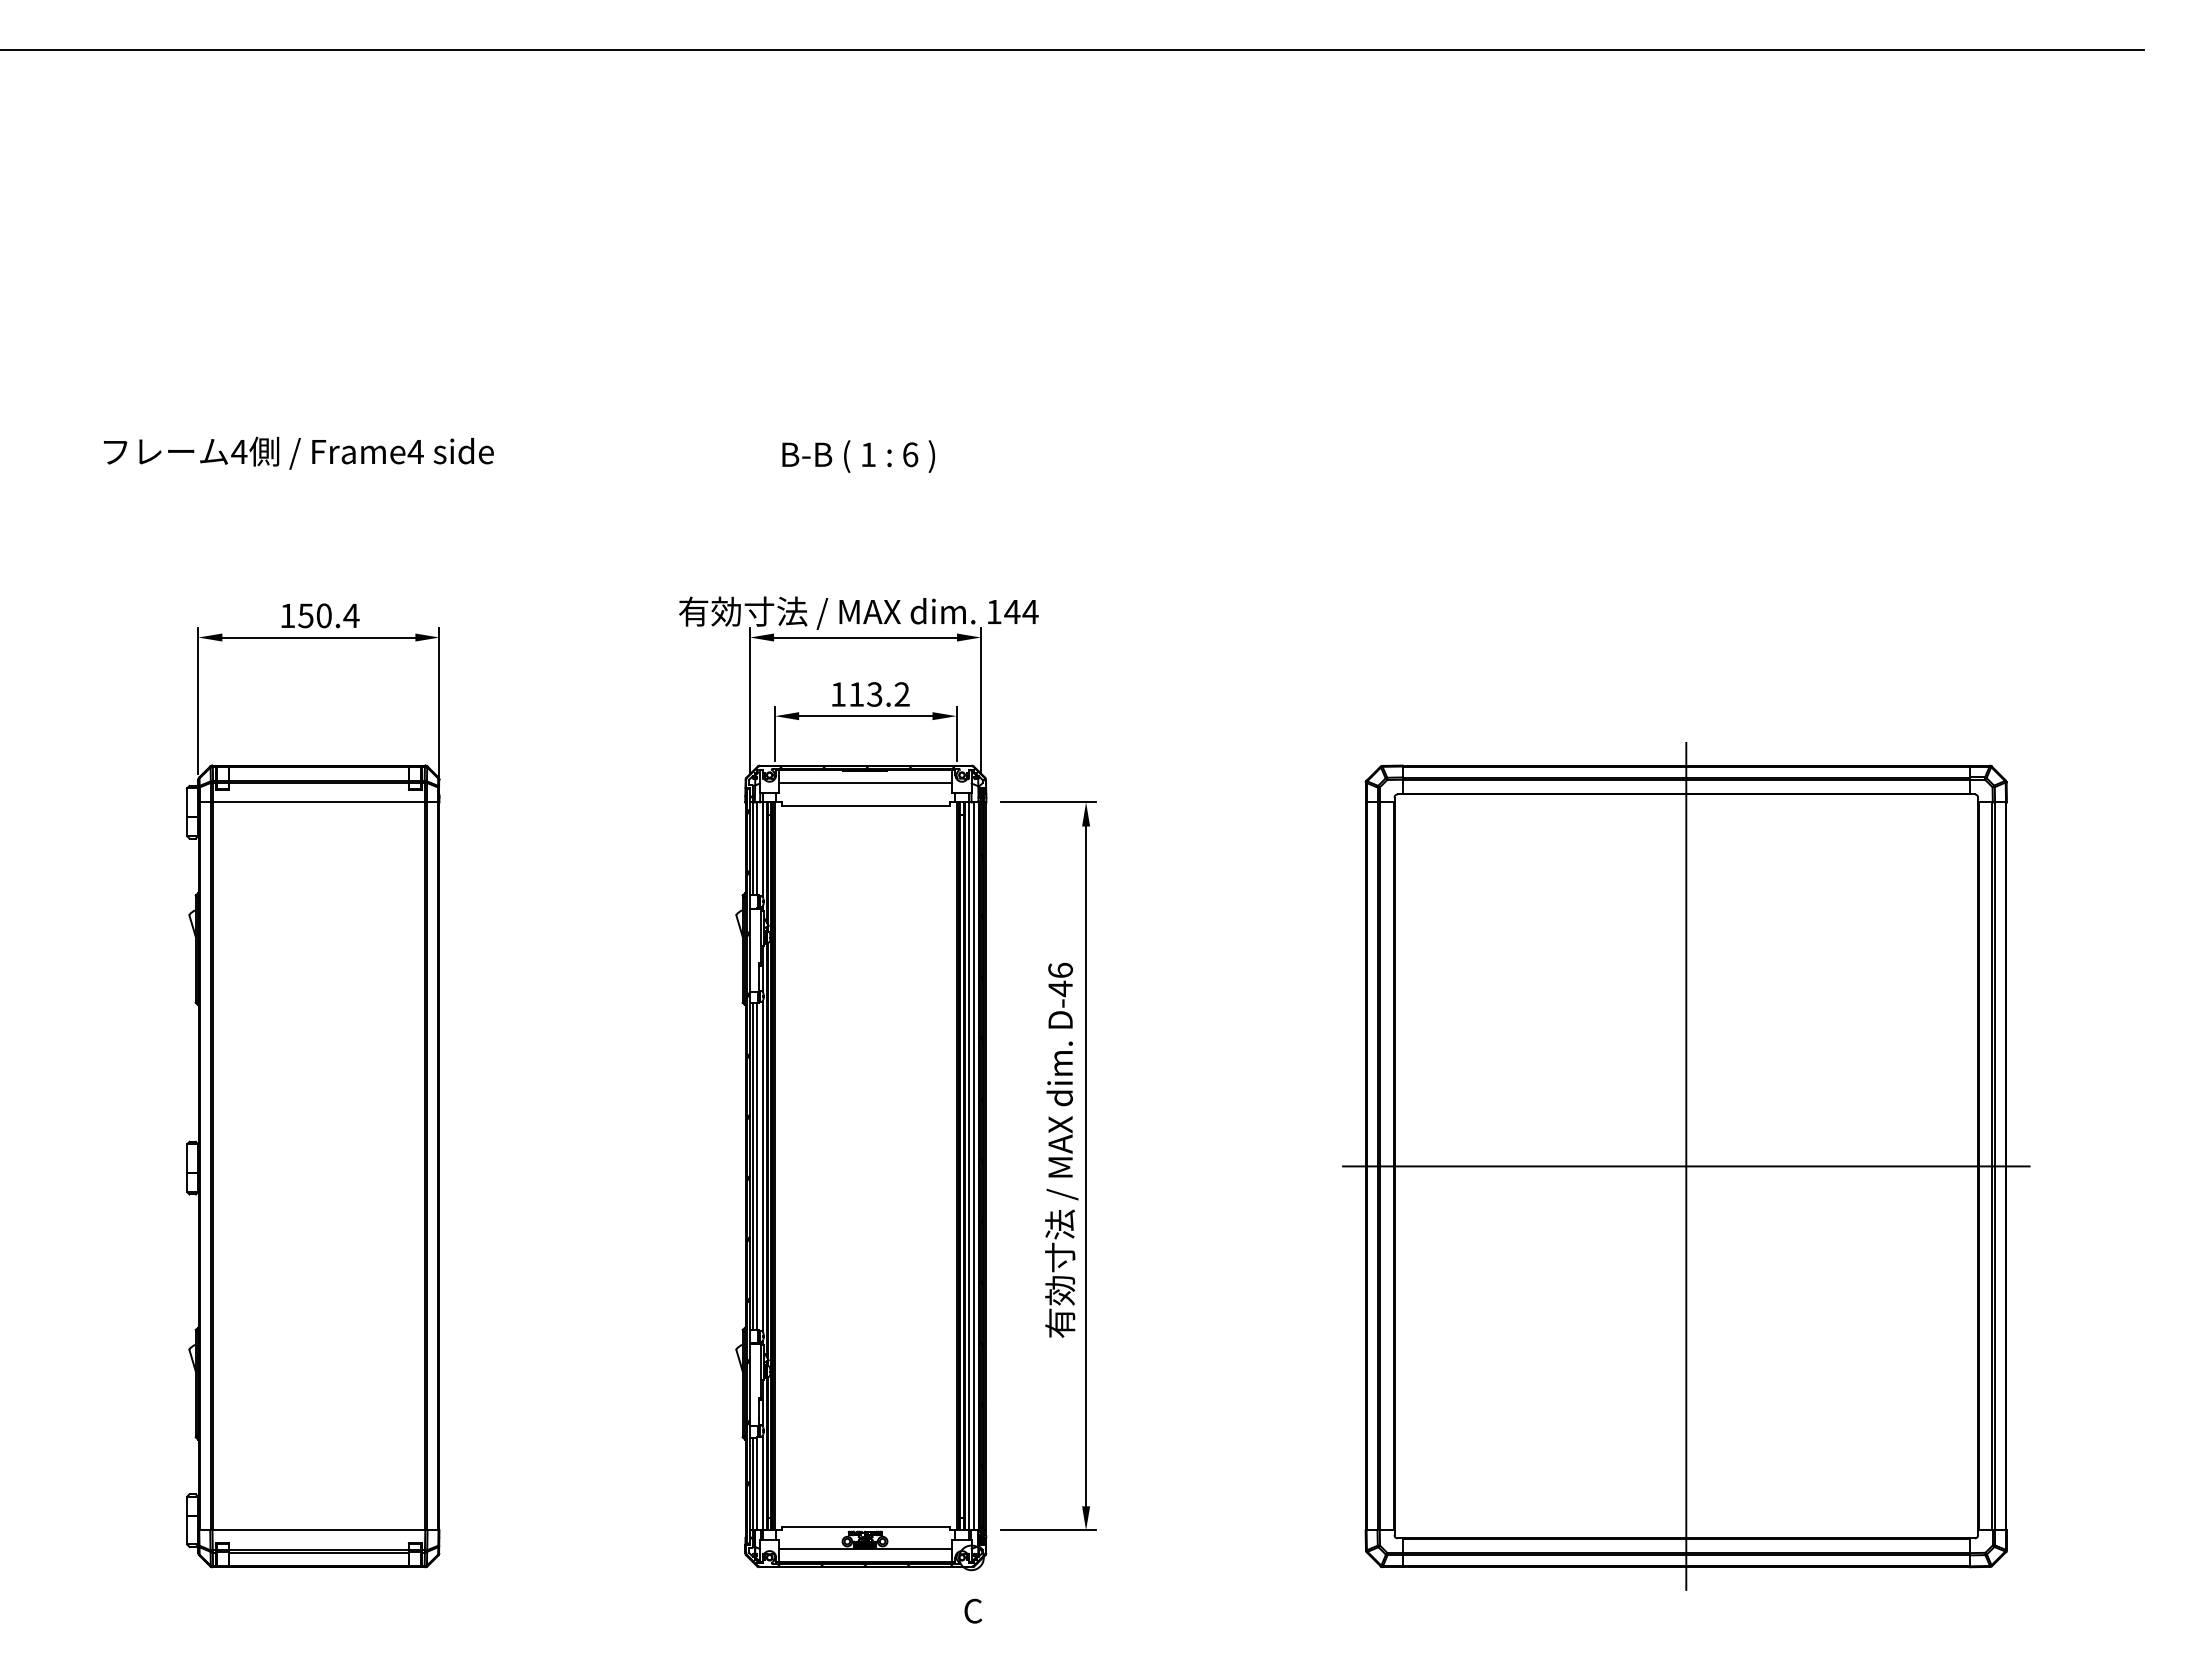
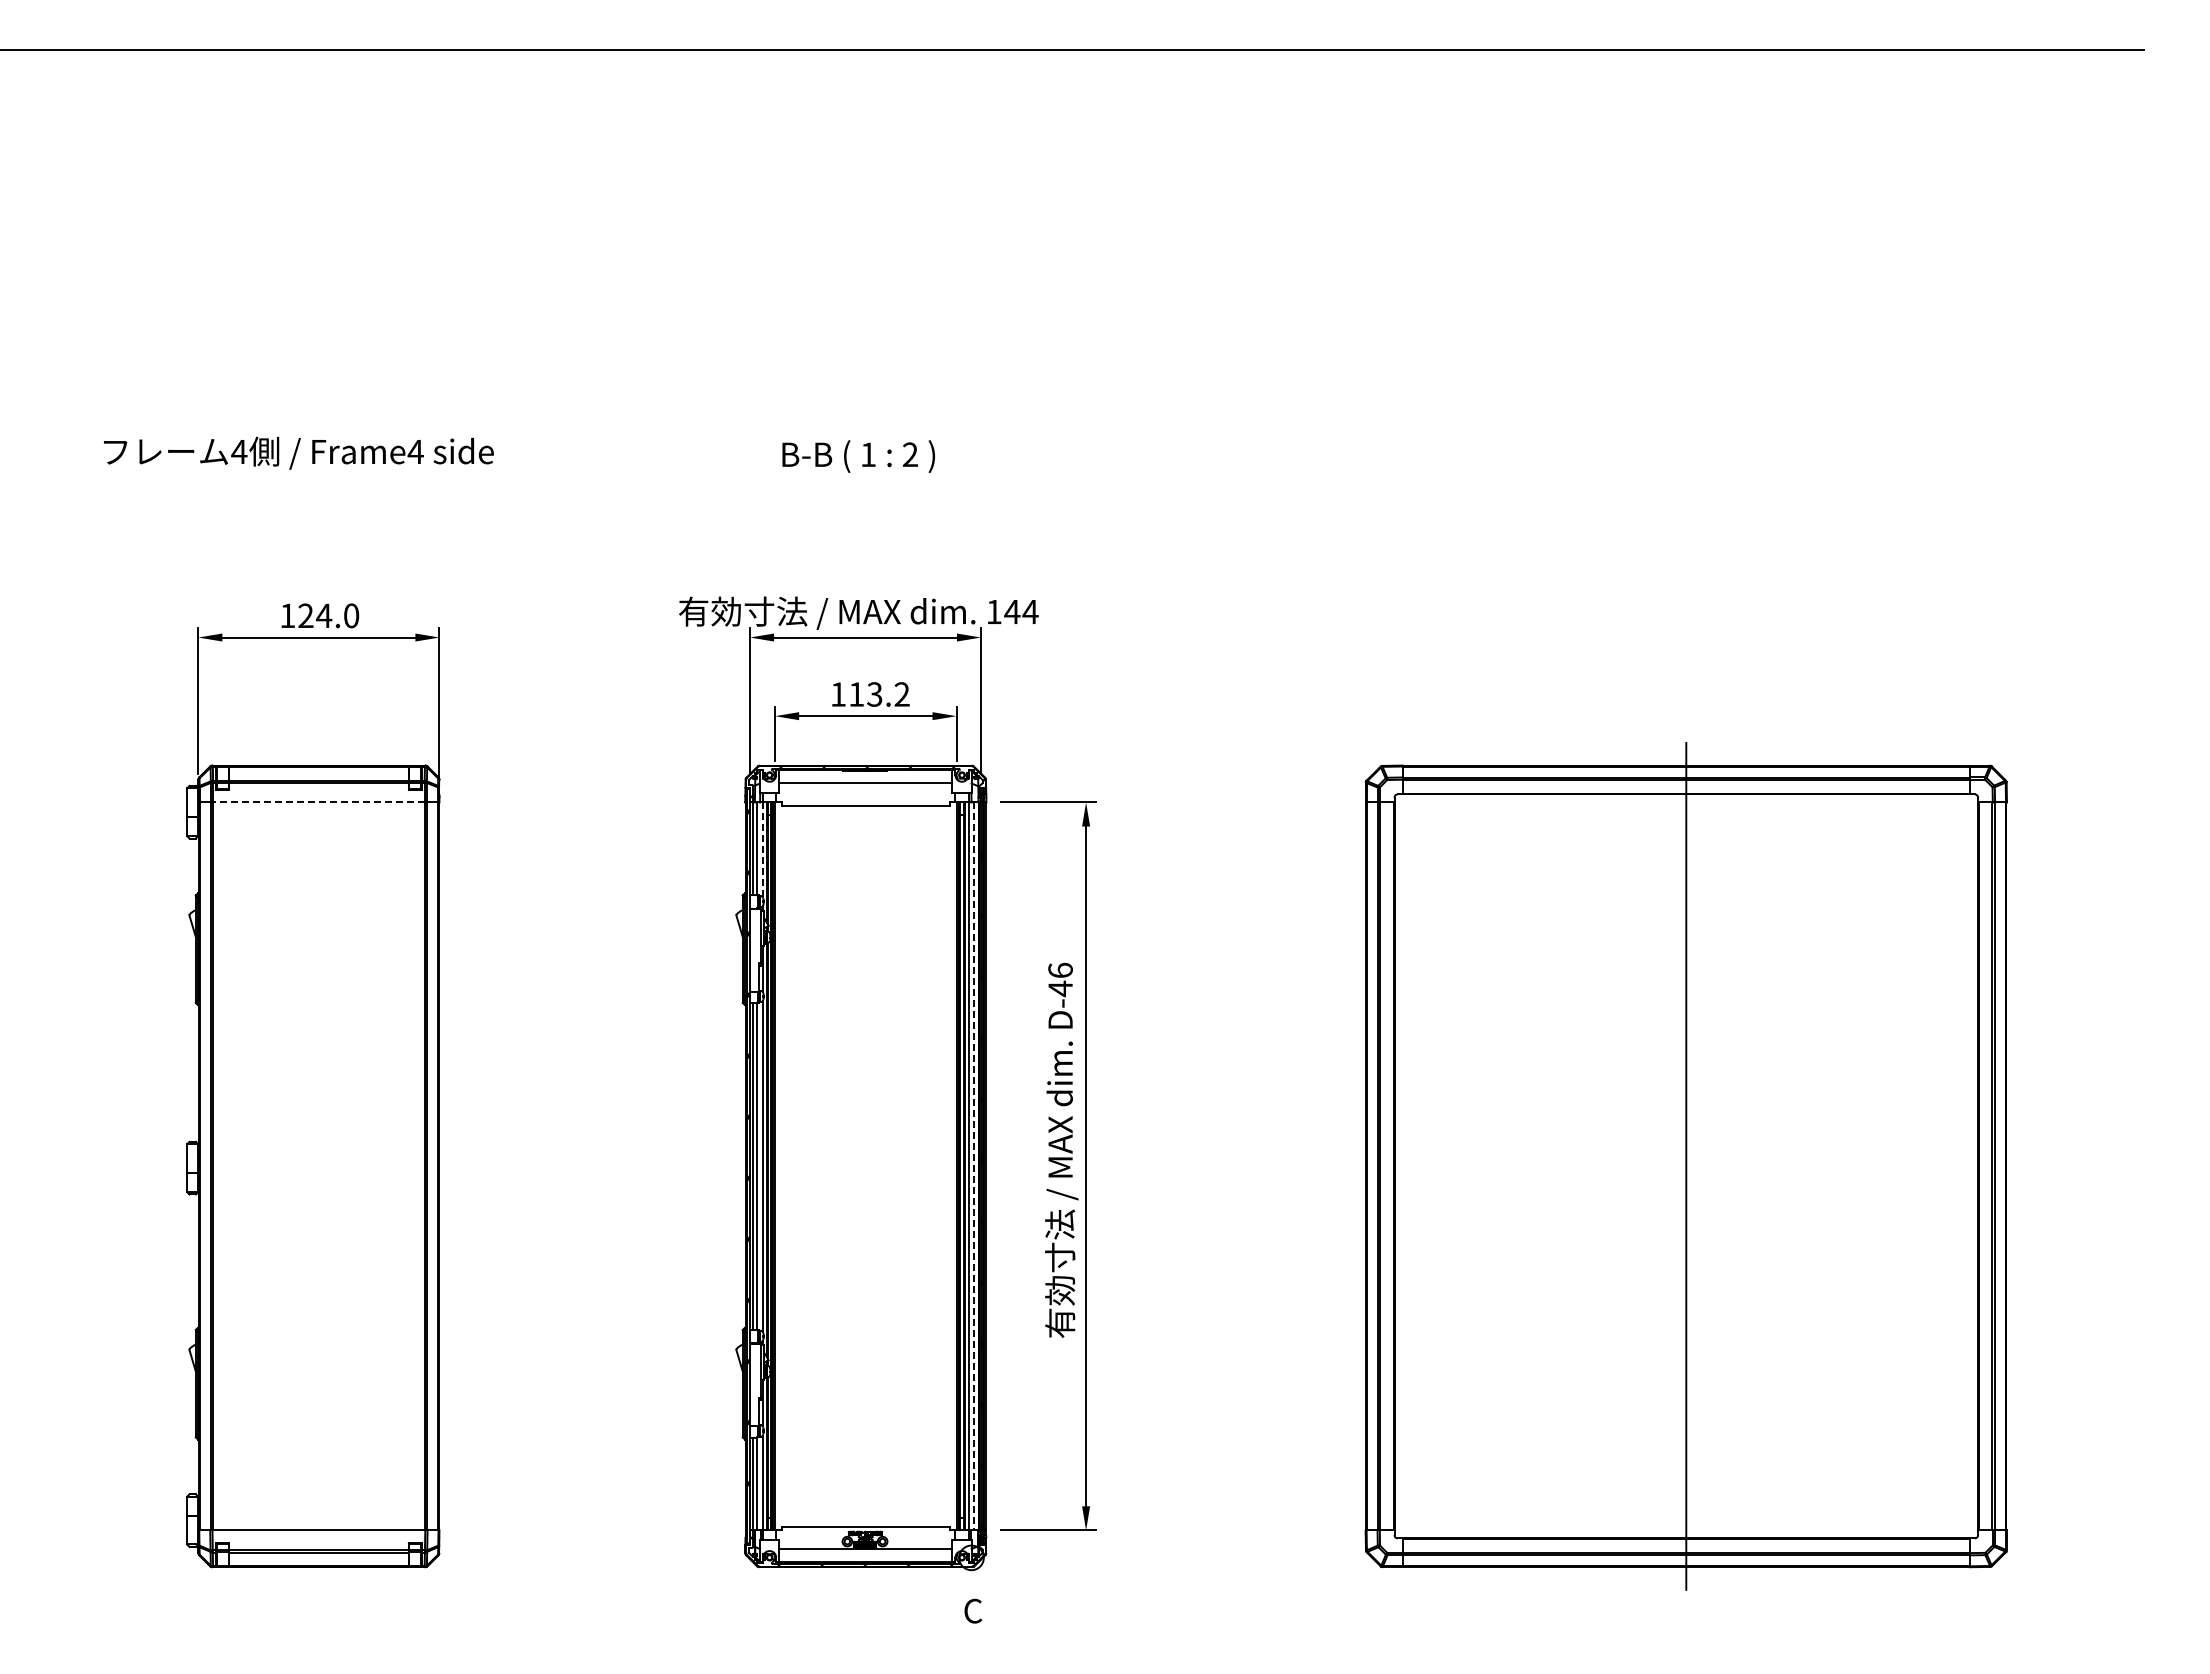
text: 6 -> 2 (910, 454)
text: 150.4 -> 124.0 (328, 615)
line: solid -> dashed (318, 802)
line: solid -> dashed (762, 850)
line: solid -> dashed (974, 1166)
line: present -> none (1686, 1166)
